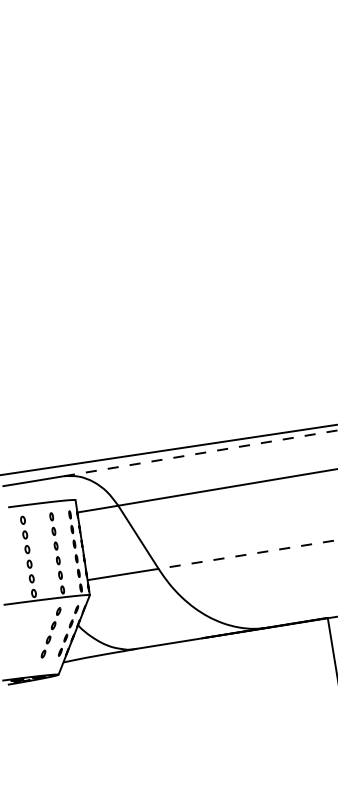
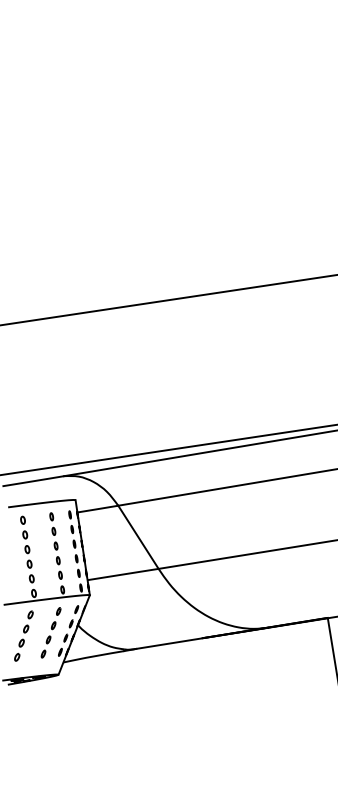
line: none -> present (168, 300)
line: dashed -> solid (200, 453)
line: dashed -> solid (247, 554)
part: none -> present (23, 635)
